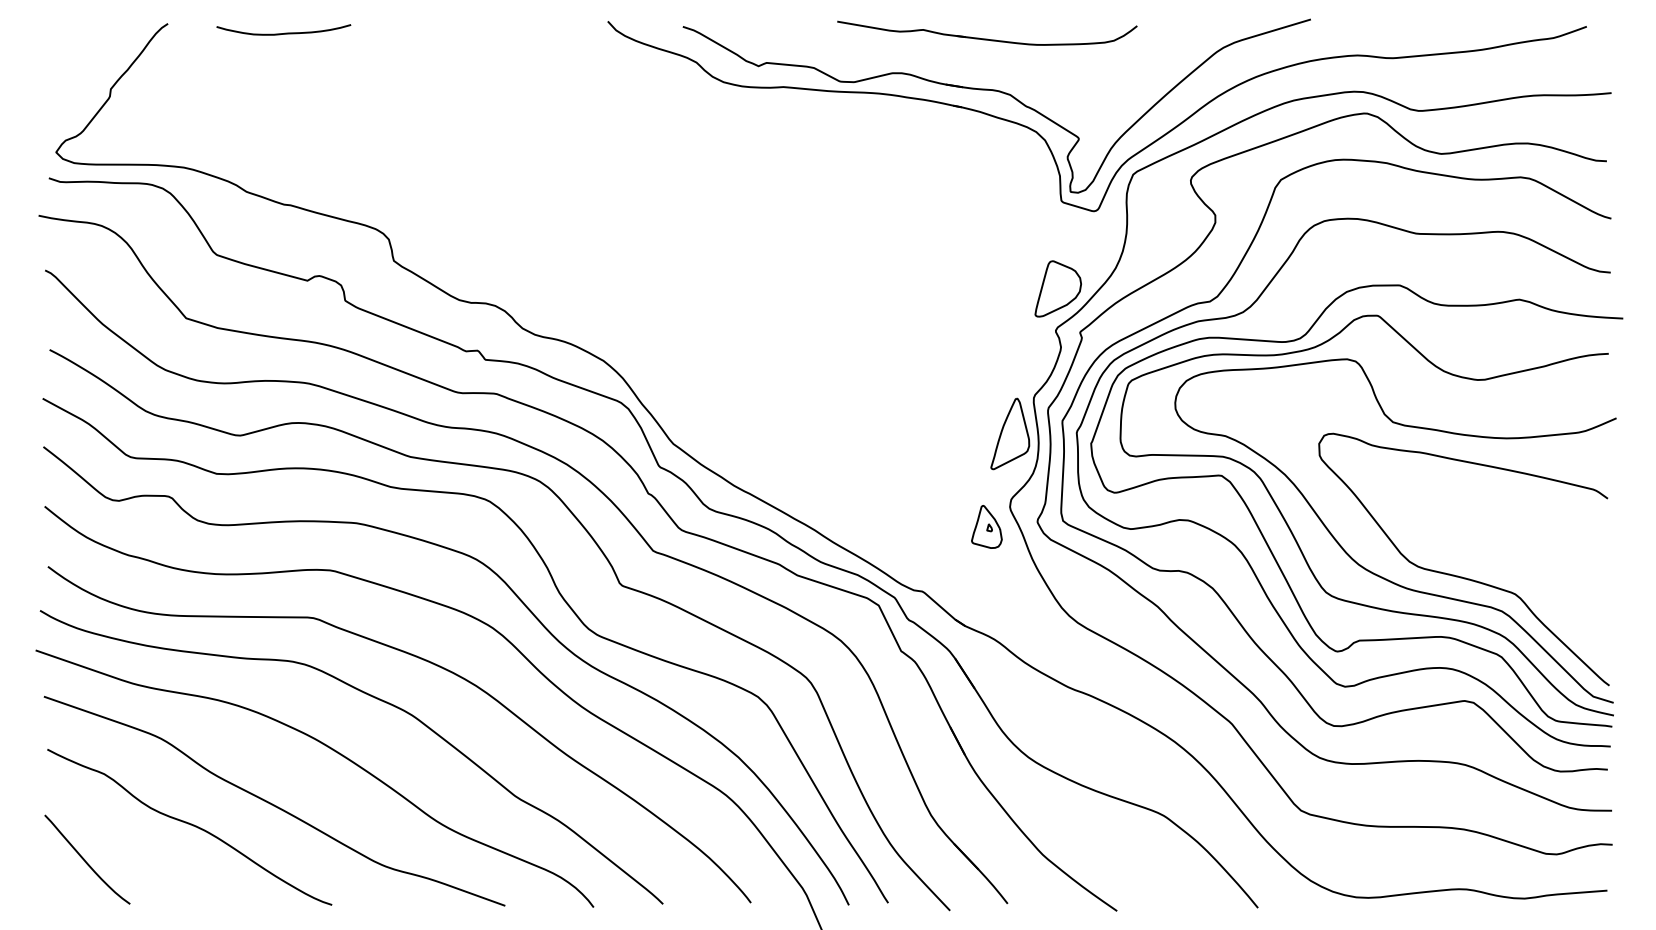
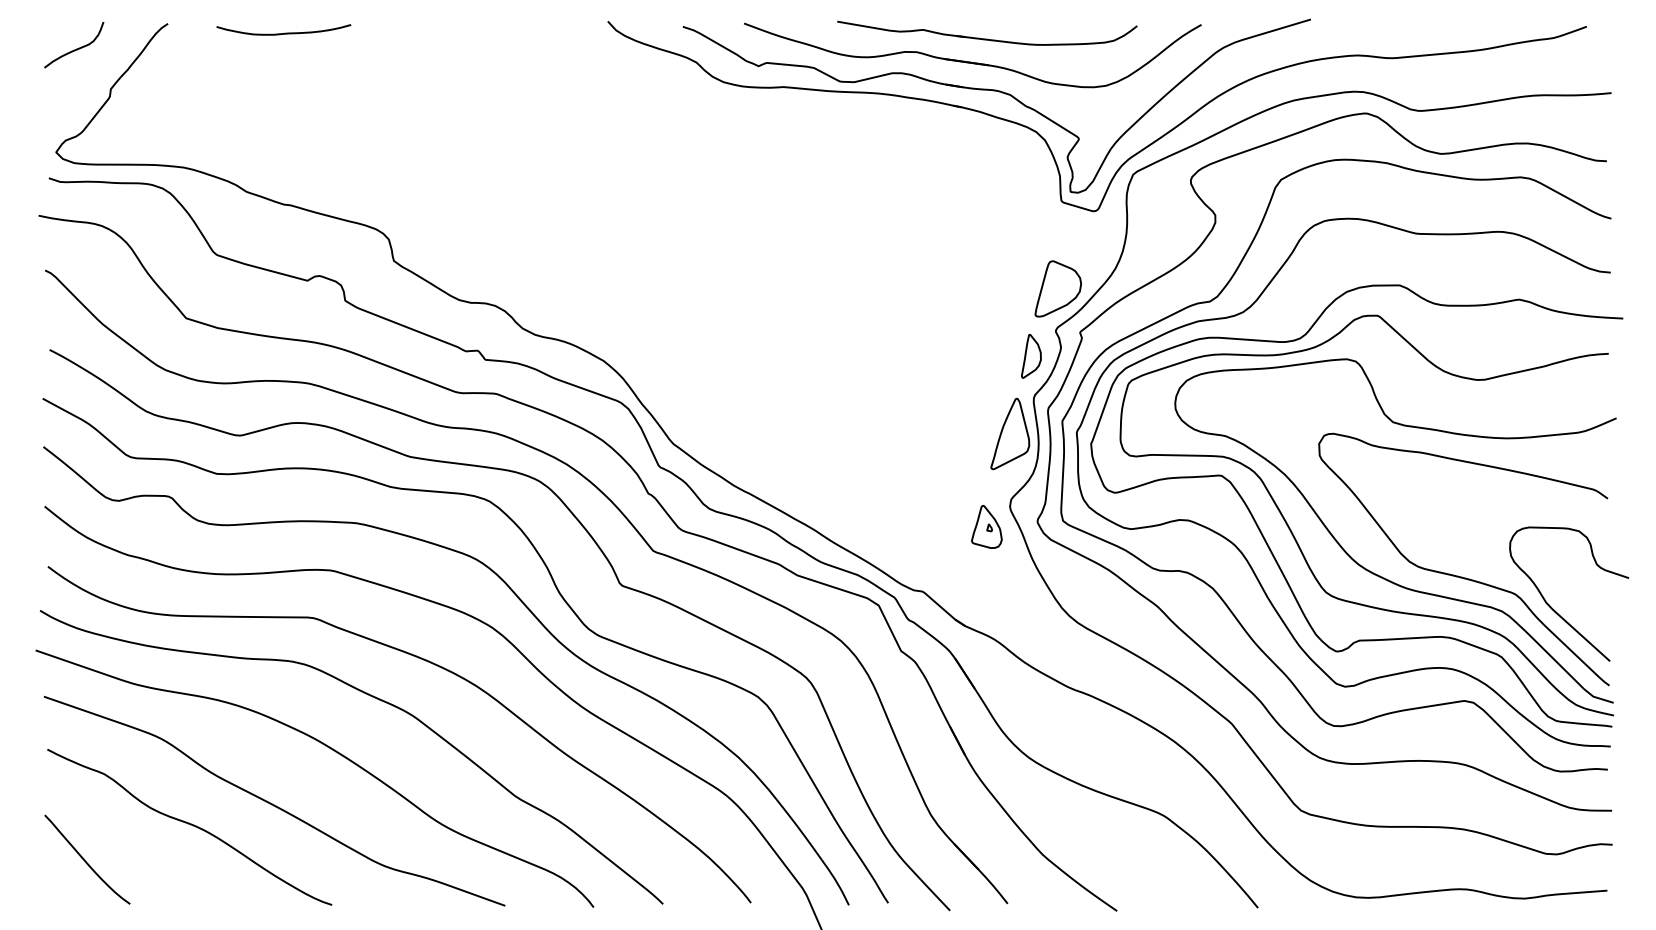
curve: none -> present (76, 48)
part: none -> present (971, 61)
part: none -> present (1031, 355)
curve: none -> present (1553, 608)
